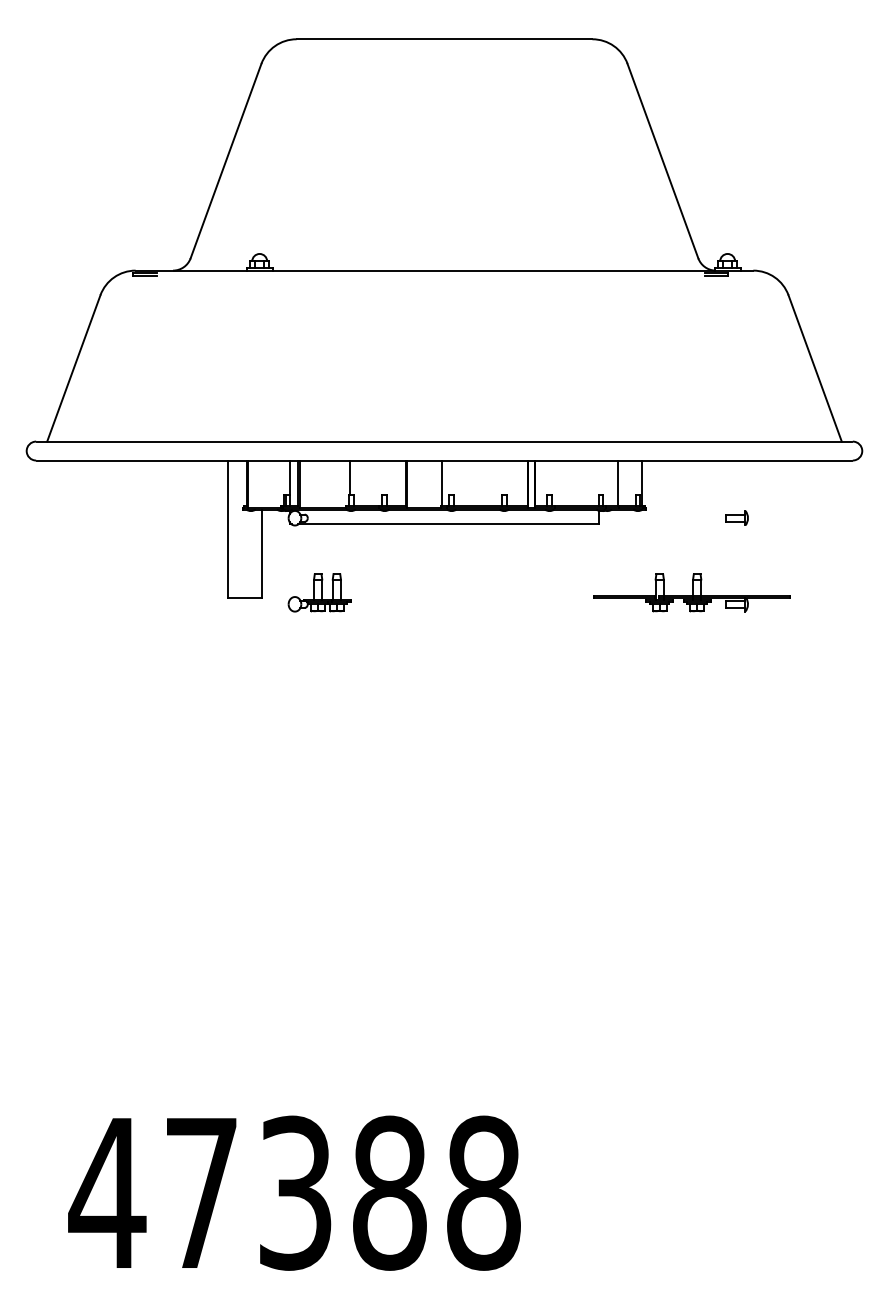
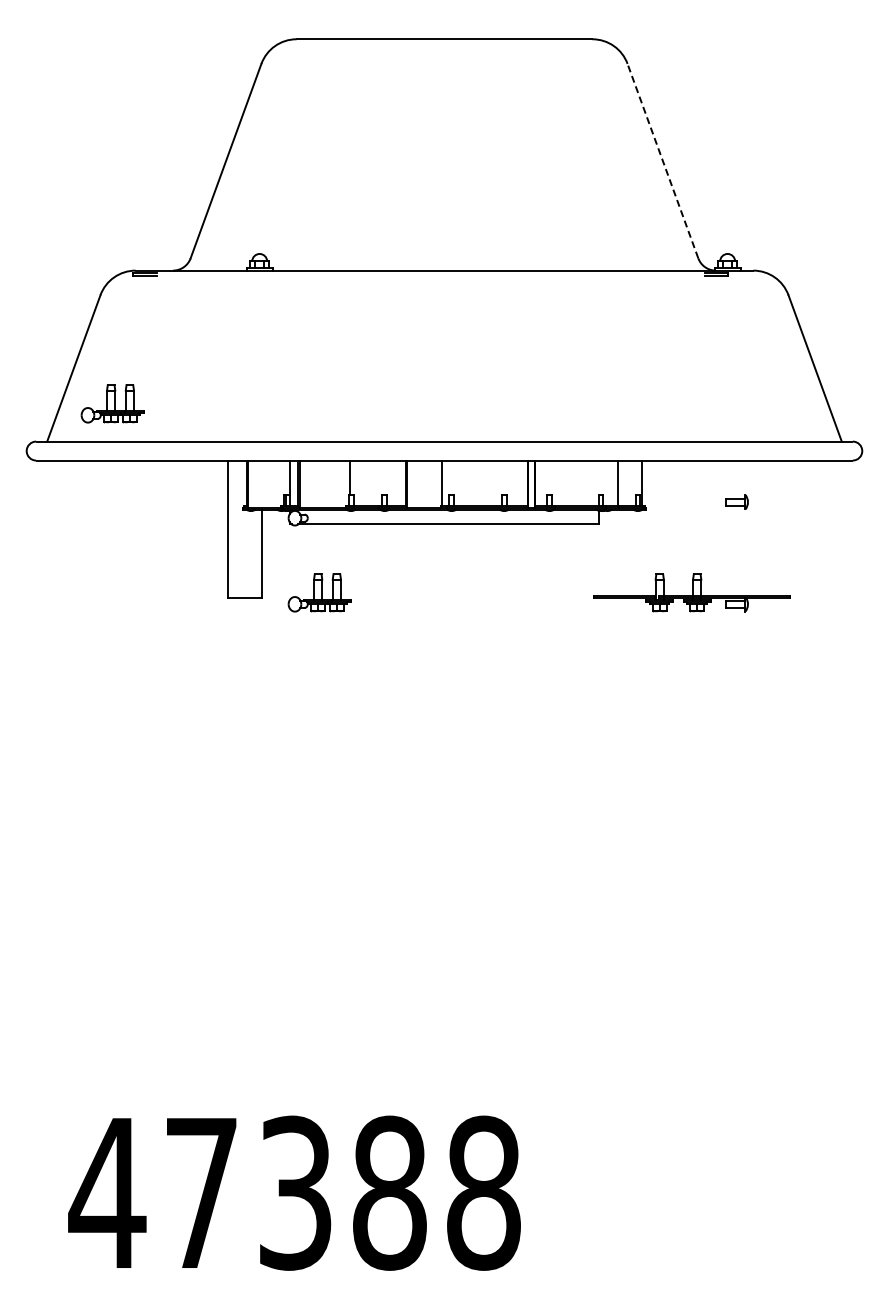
line: solid -> dashed (662, 160)
part: none -> present (112, 403)
part position: (736, 517) -> (736, 501) (736, 501)
